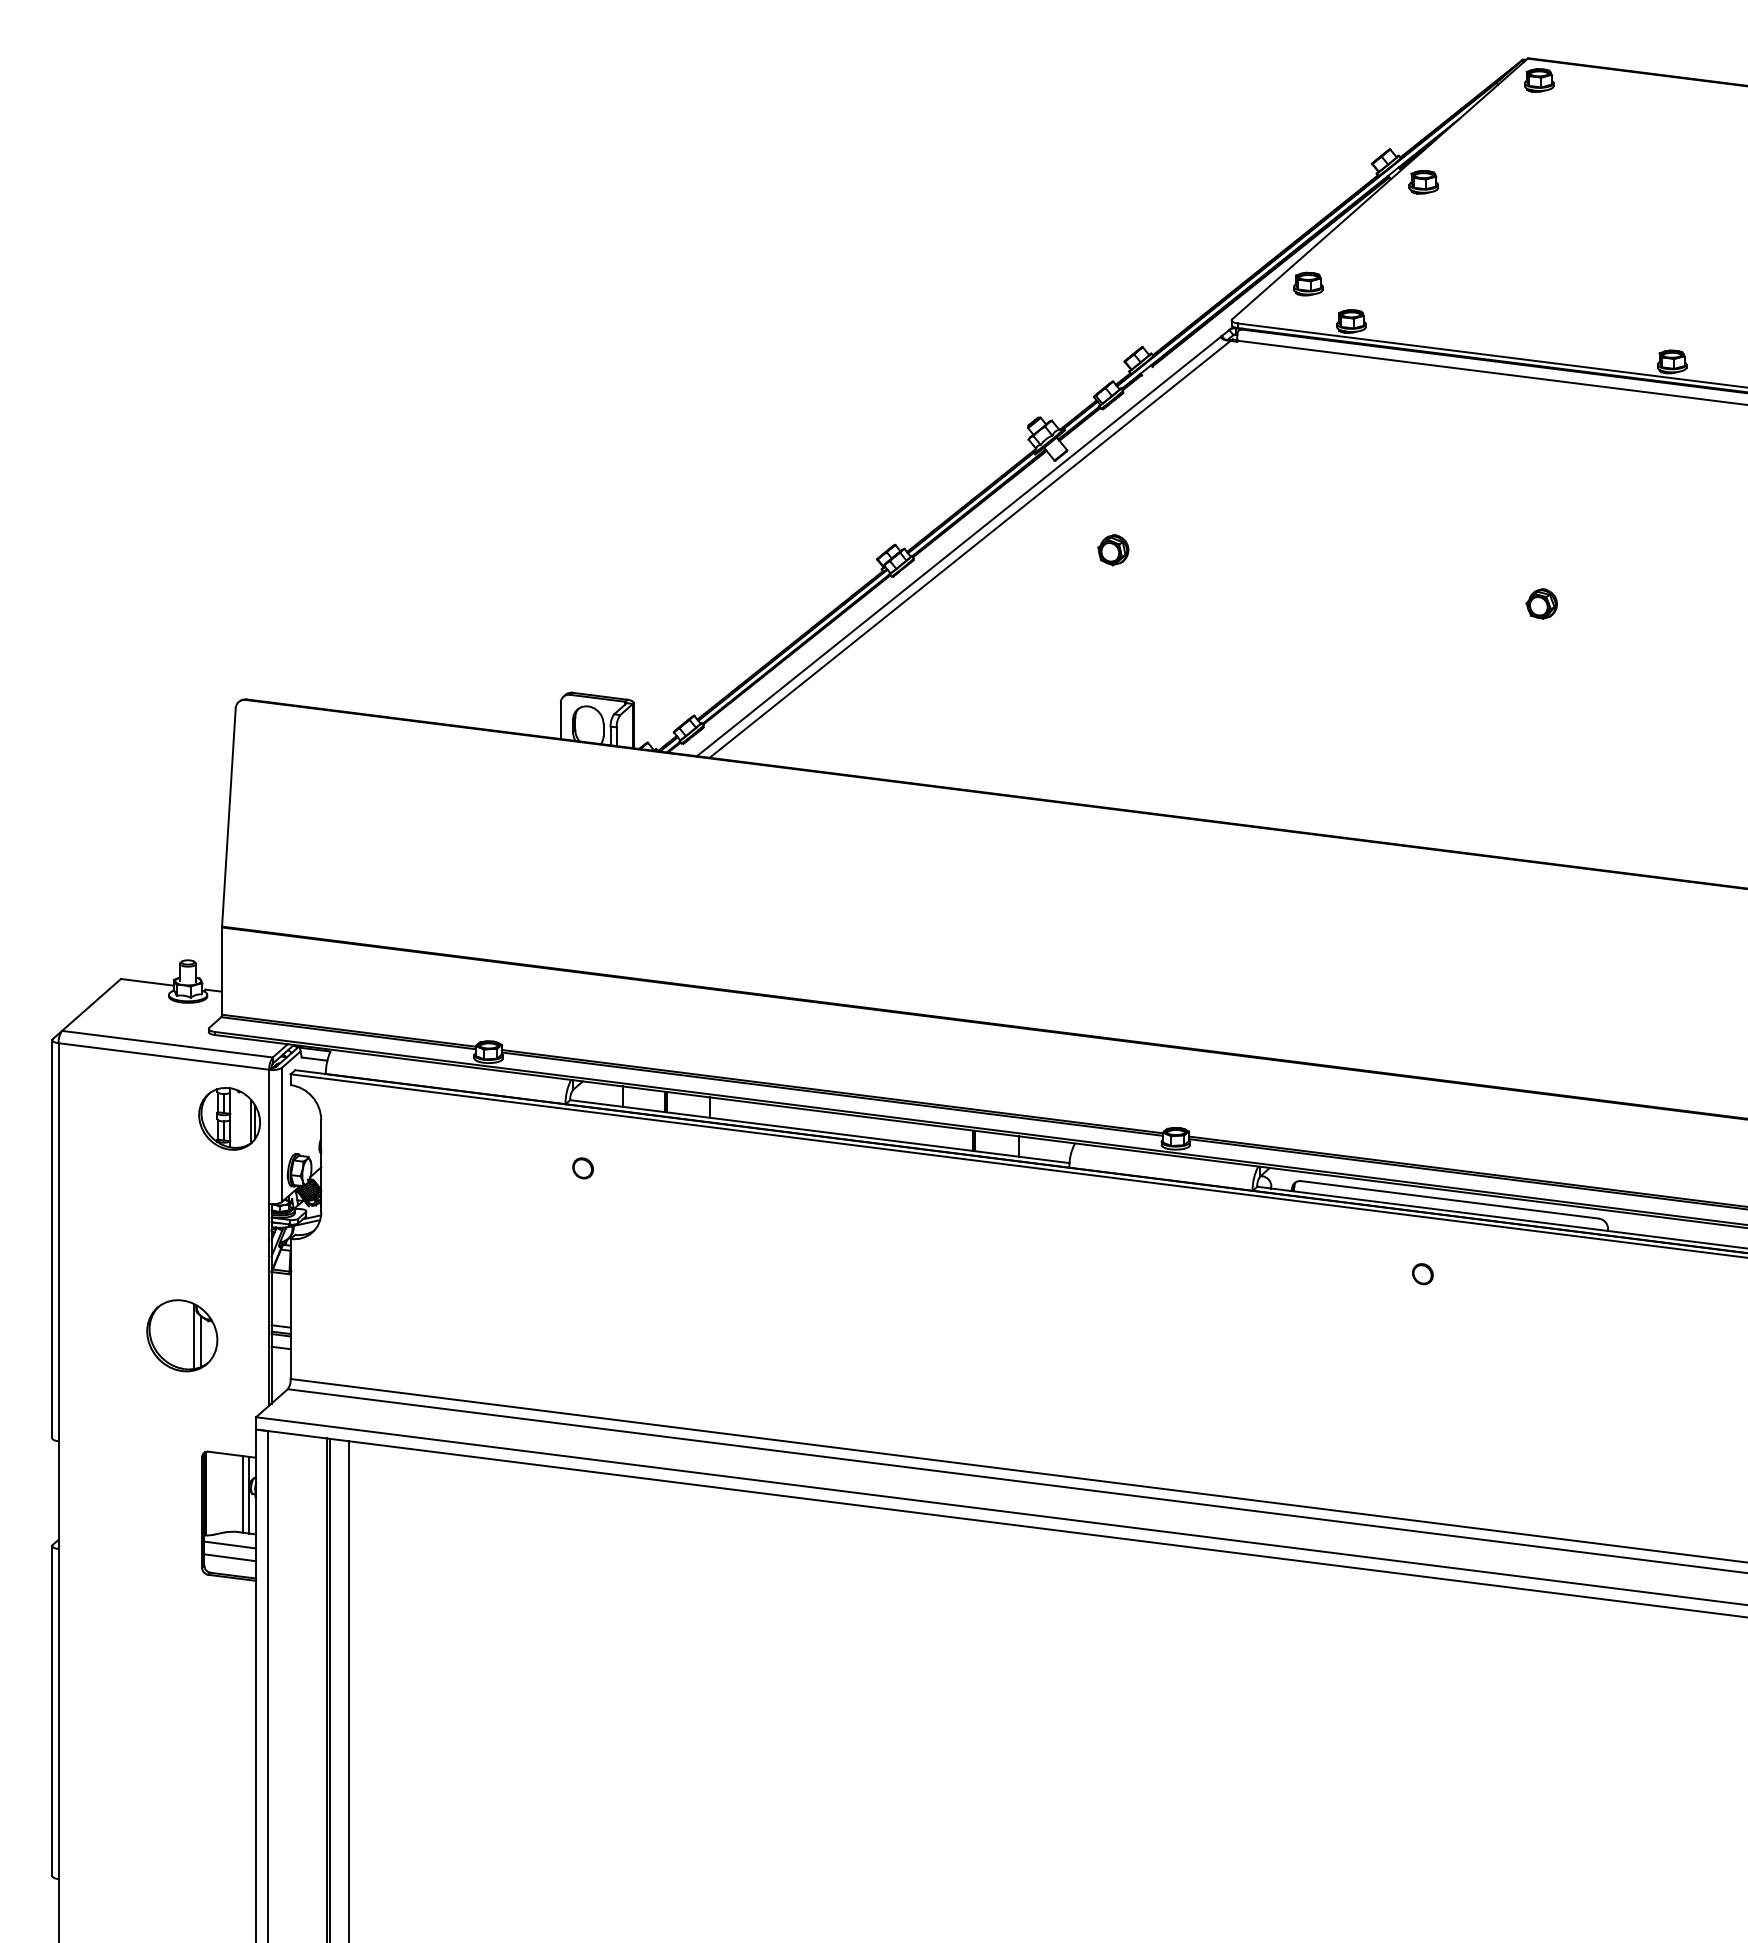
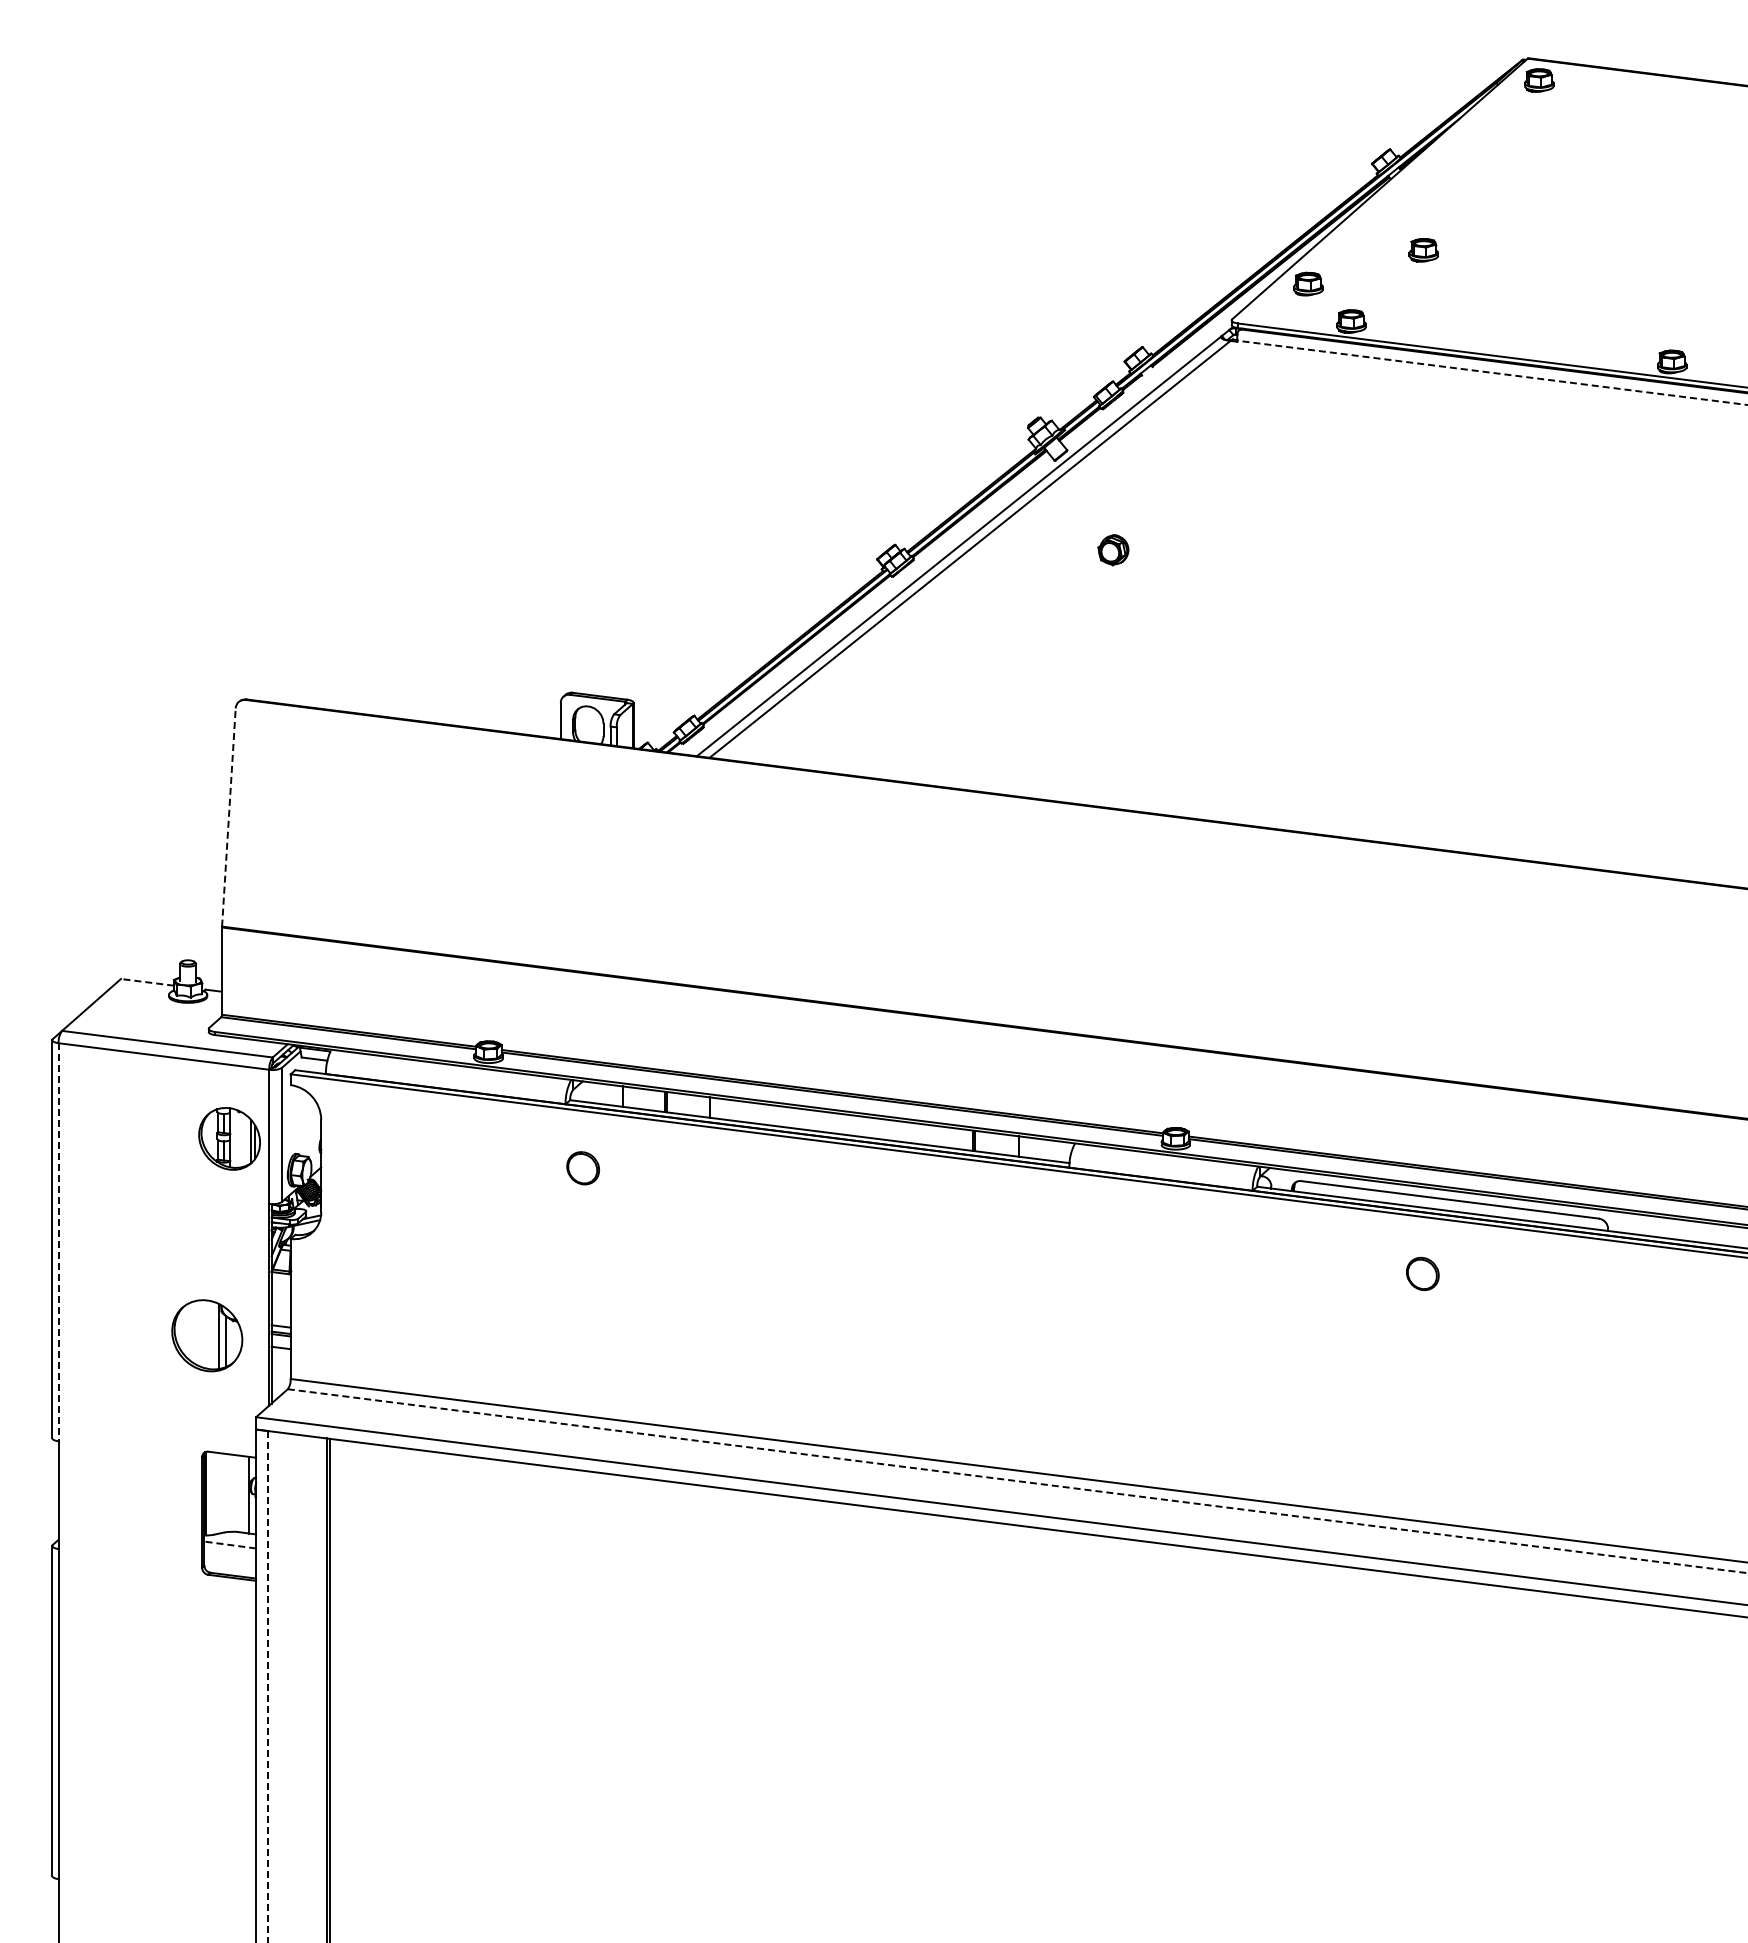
part position: (1423, 182) -> (1423, 250) (1423, 250)
line: solid -> dashed (1492, 372)
part: present -> none (1541, 603)
line: solid -> dashed (228, 817)
line: solid -> dashed (147, 982)
part position: (229, 1118) -> (229, 1138) (229, 1138)
part size: 22x23 px -> 35x35 px (583, 1168)
line: solid -> dashed (58, 1242)
part size: 22x23 px -> 34x35 px (1422, 1273)
part position: (182, 1335) -> (207, 1335) (207, 1335)
line: solid -> dashed (1017, 1481)
line: present -> none (242, 1494)
line: solid -> dashed (229, 1544)
line: present -> none (230, 1557)
line: solid -> dashed (268, 1686)
line: present -> none (349, 1690)
